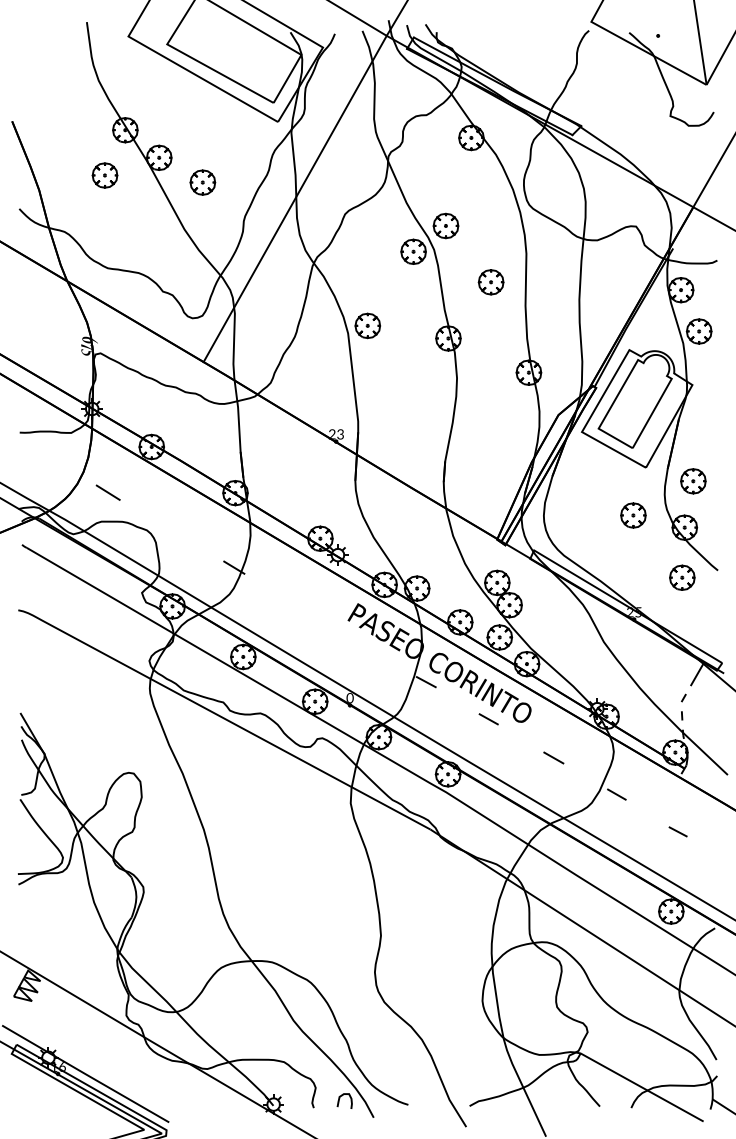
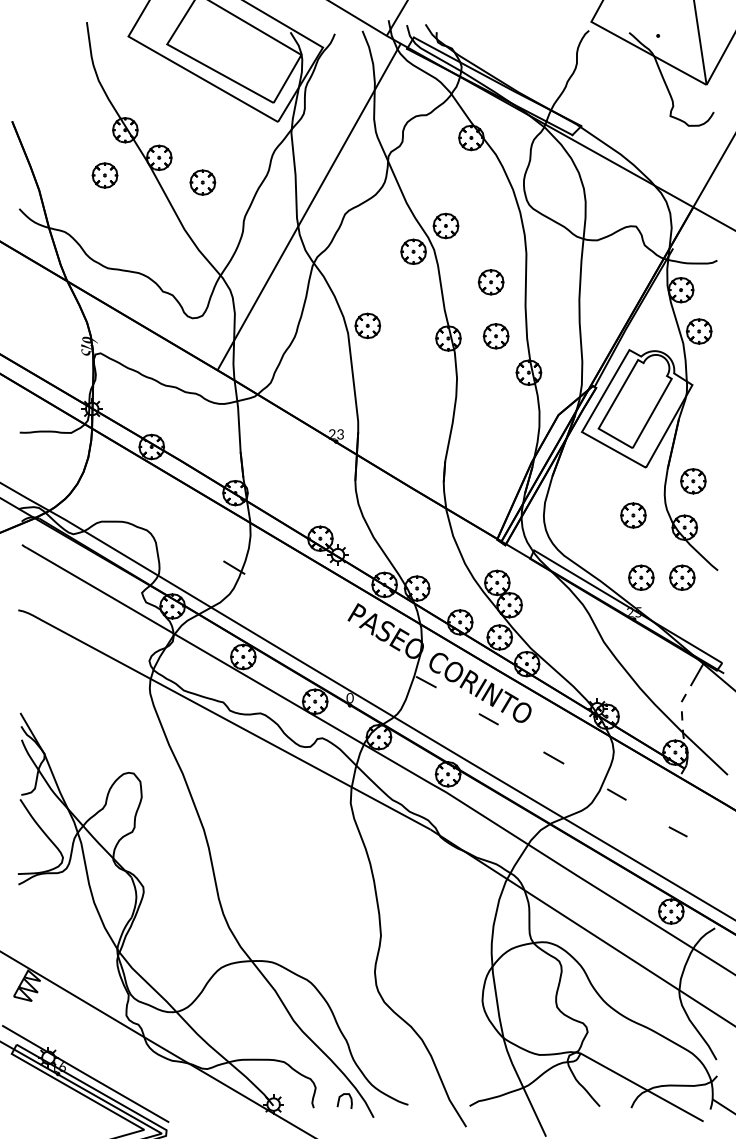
line position: (294, 198) -> (308, 206) (308, 206)
part: none -> present (495, 336)
line: present -> none (107, 492)
part: none -> present (641, 577)
